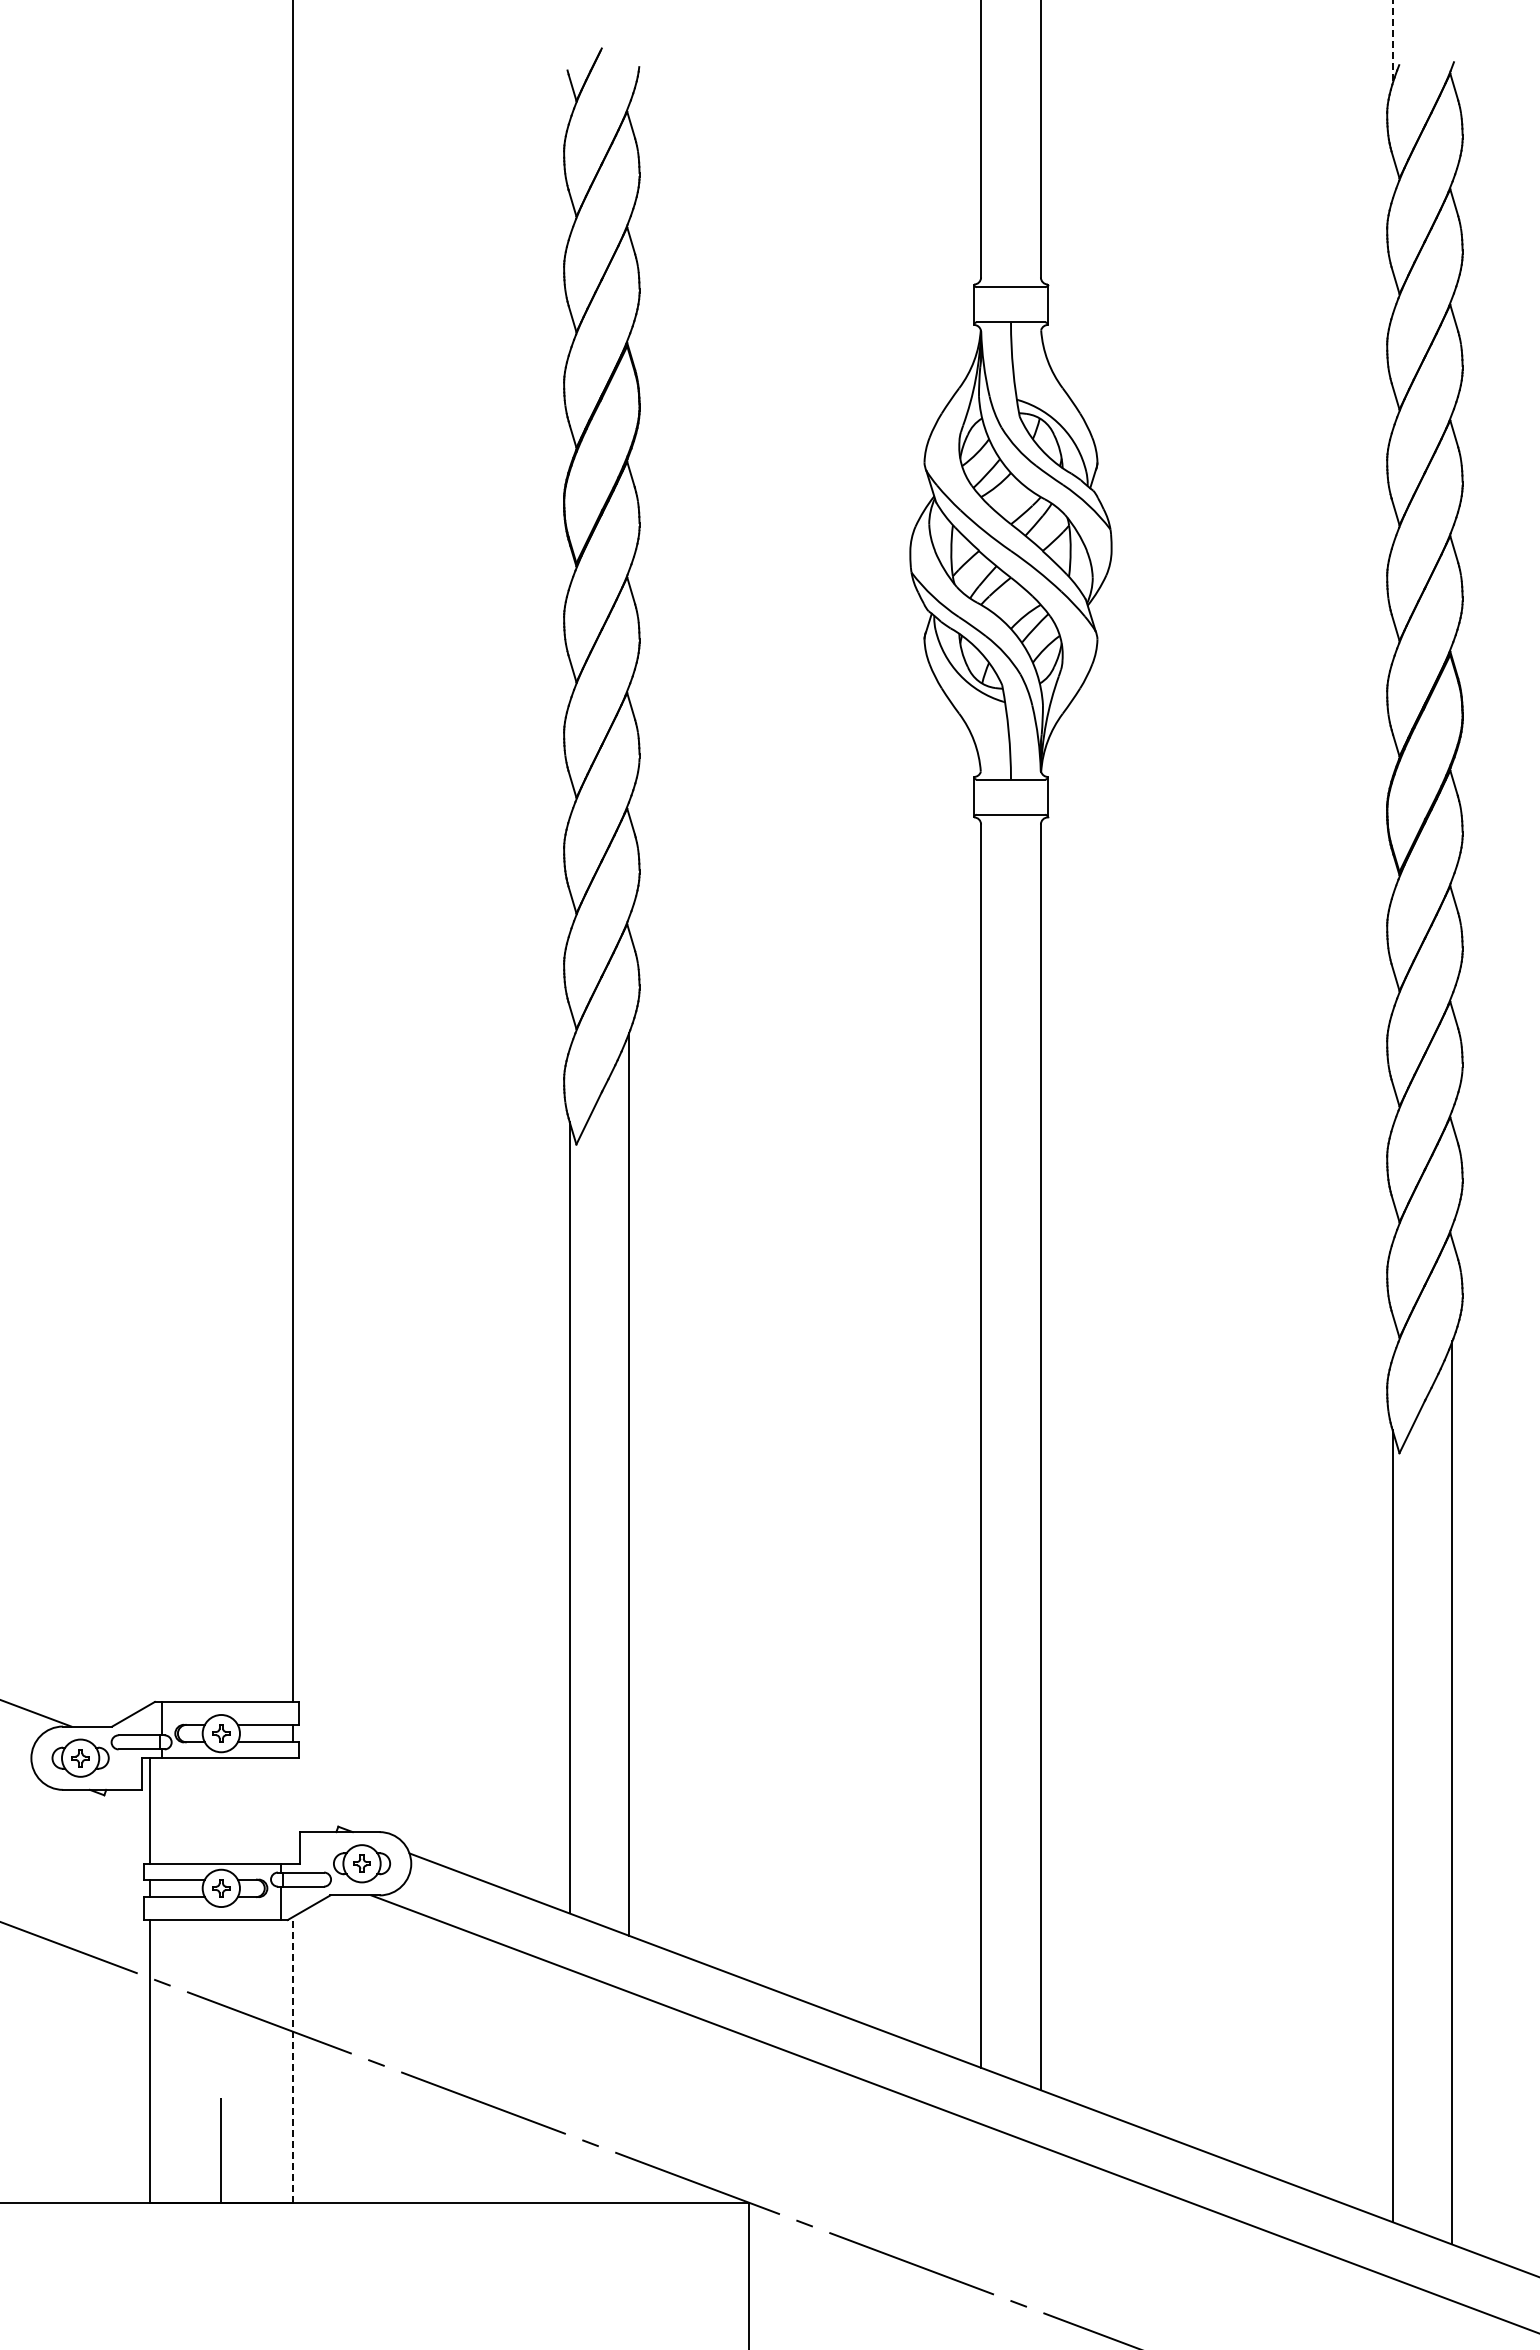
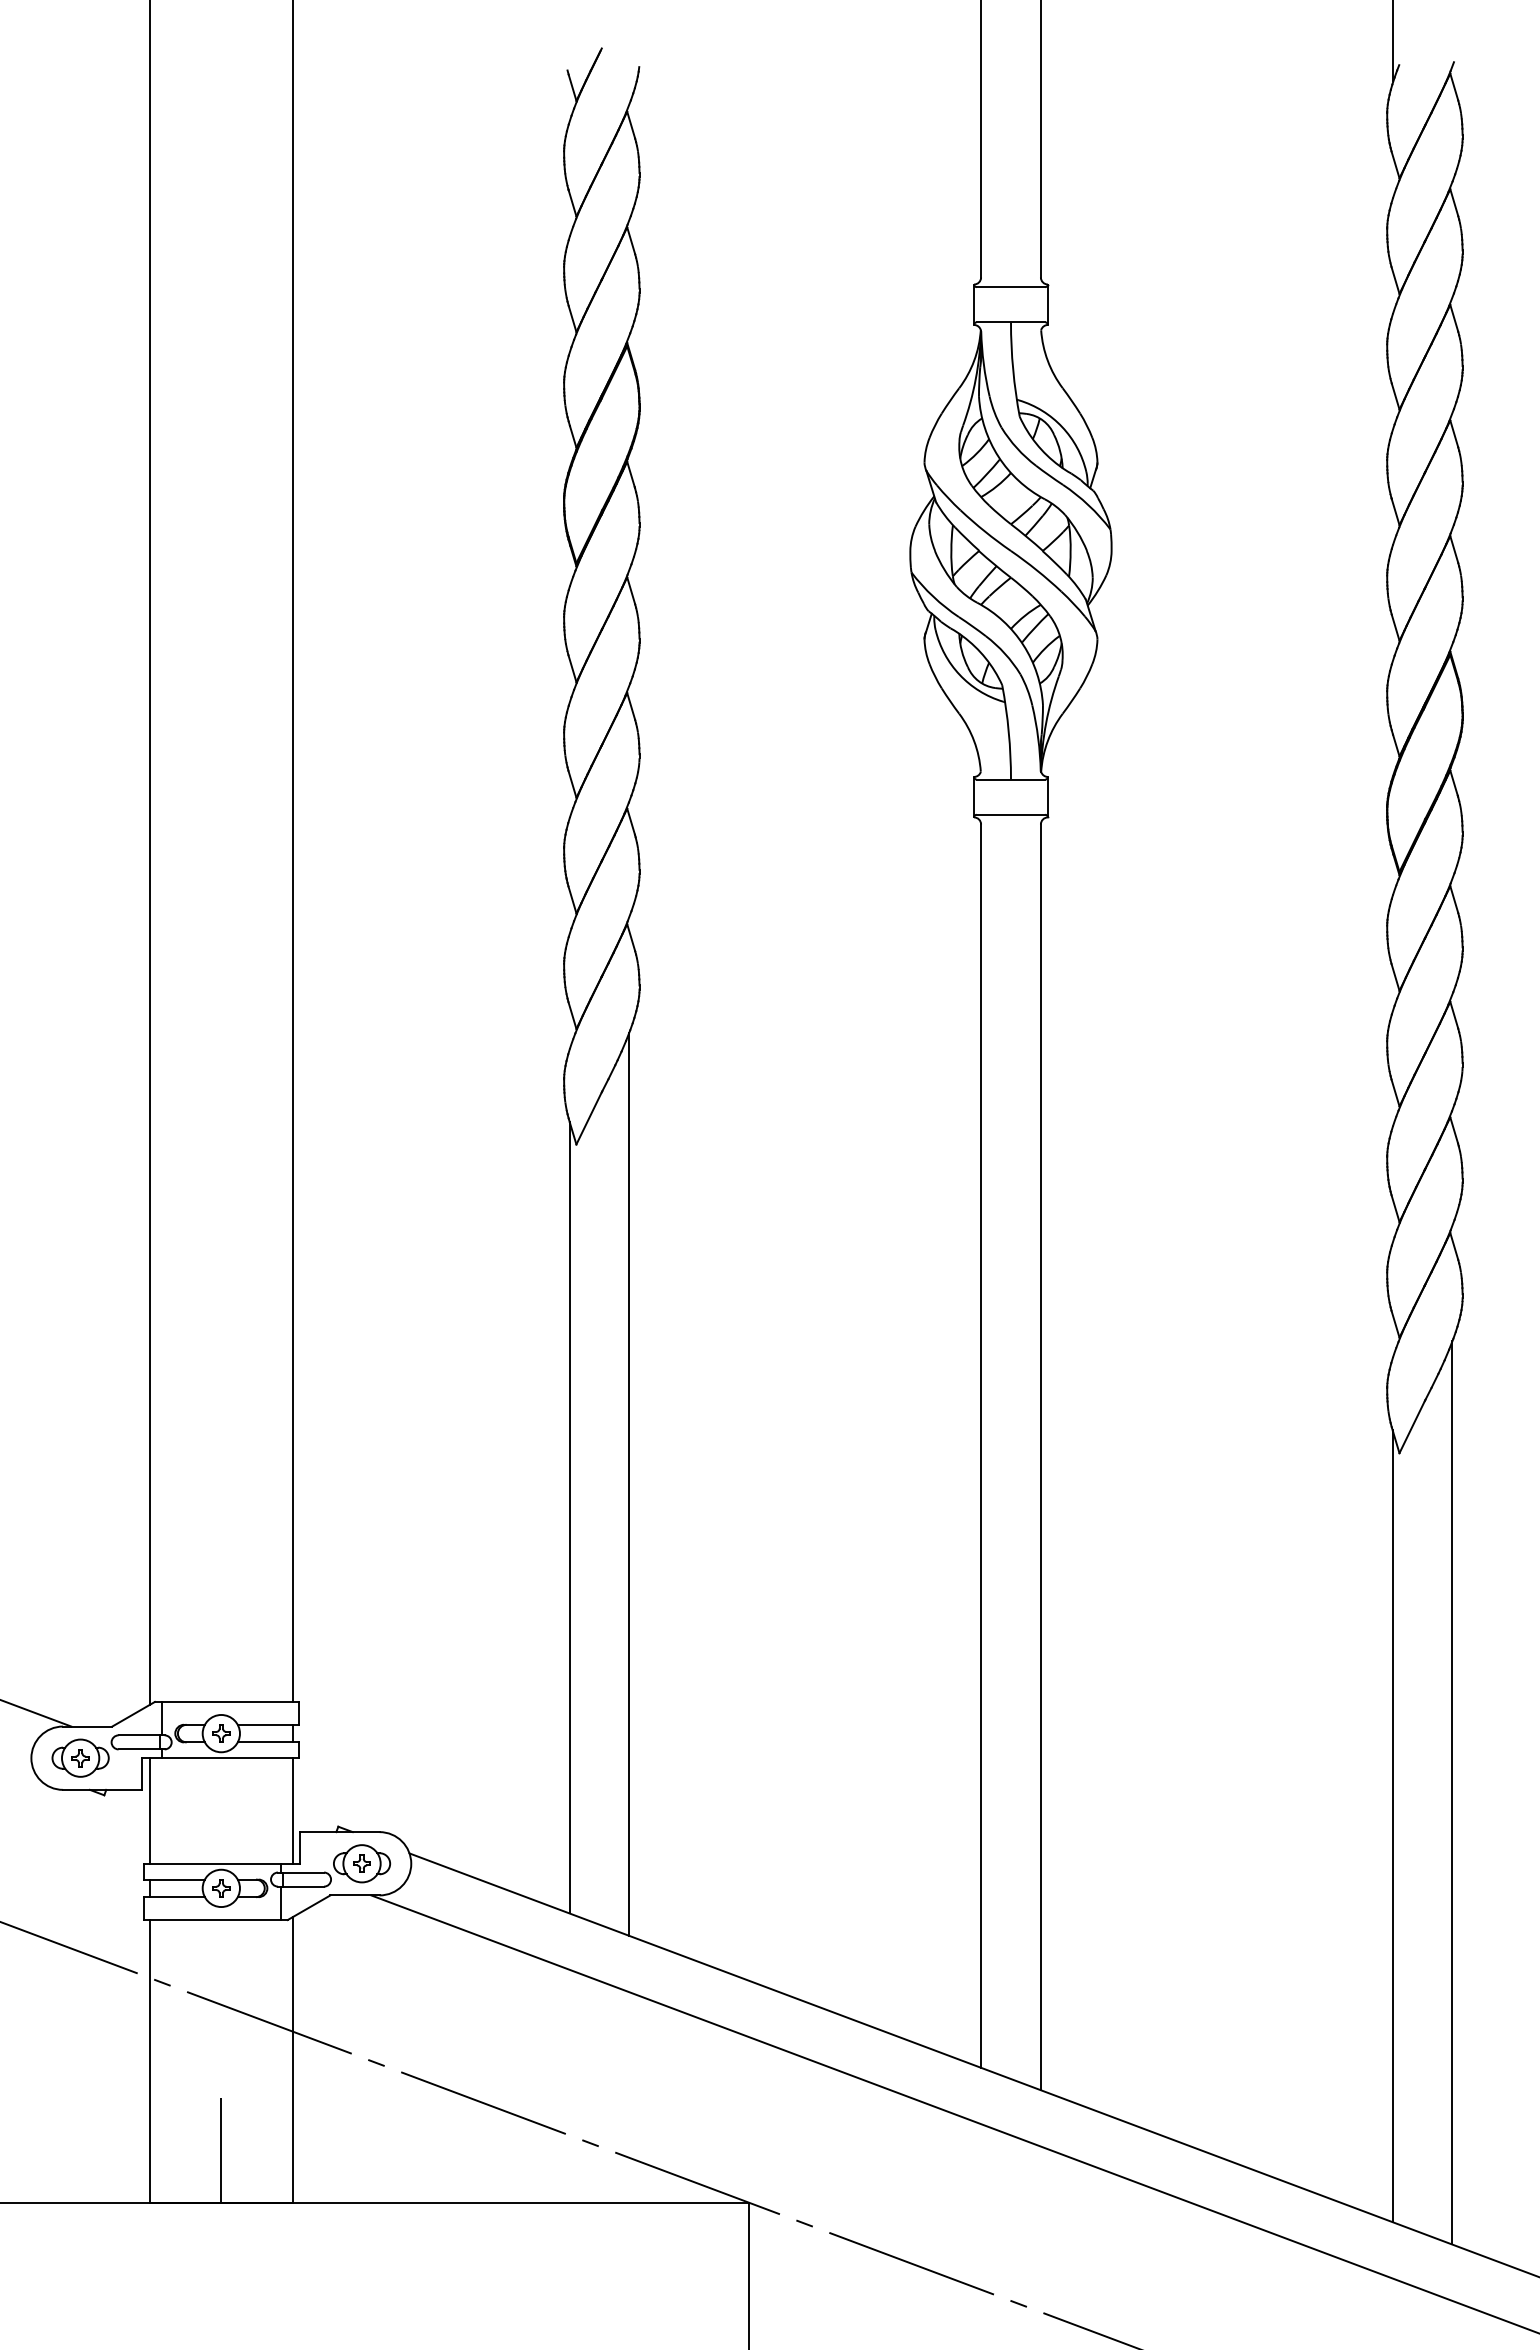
line: dashed -> solid (1392, 40)
line: none -> present (150, 853)
line: none -> present (292, 1810)
line: dashed -> solid (292, 2059)
